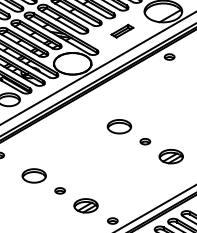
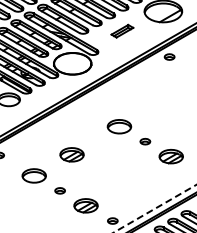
line: present -> none (97, 68)
part: none -> present (71, 154)
line: solid -> dashed (155, 208)
